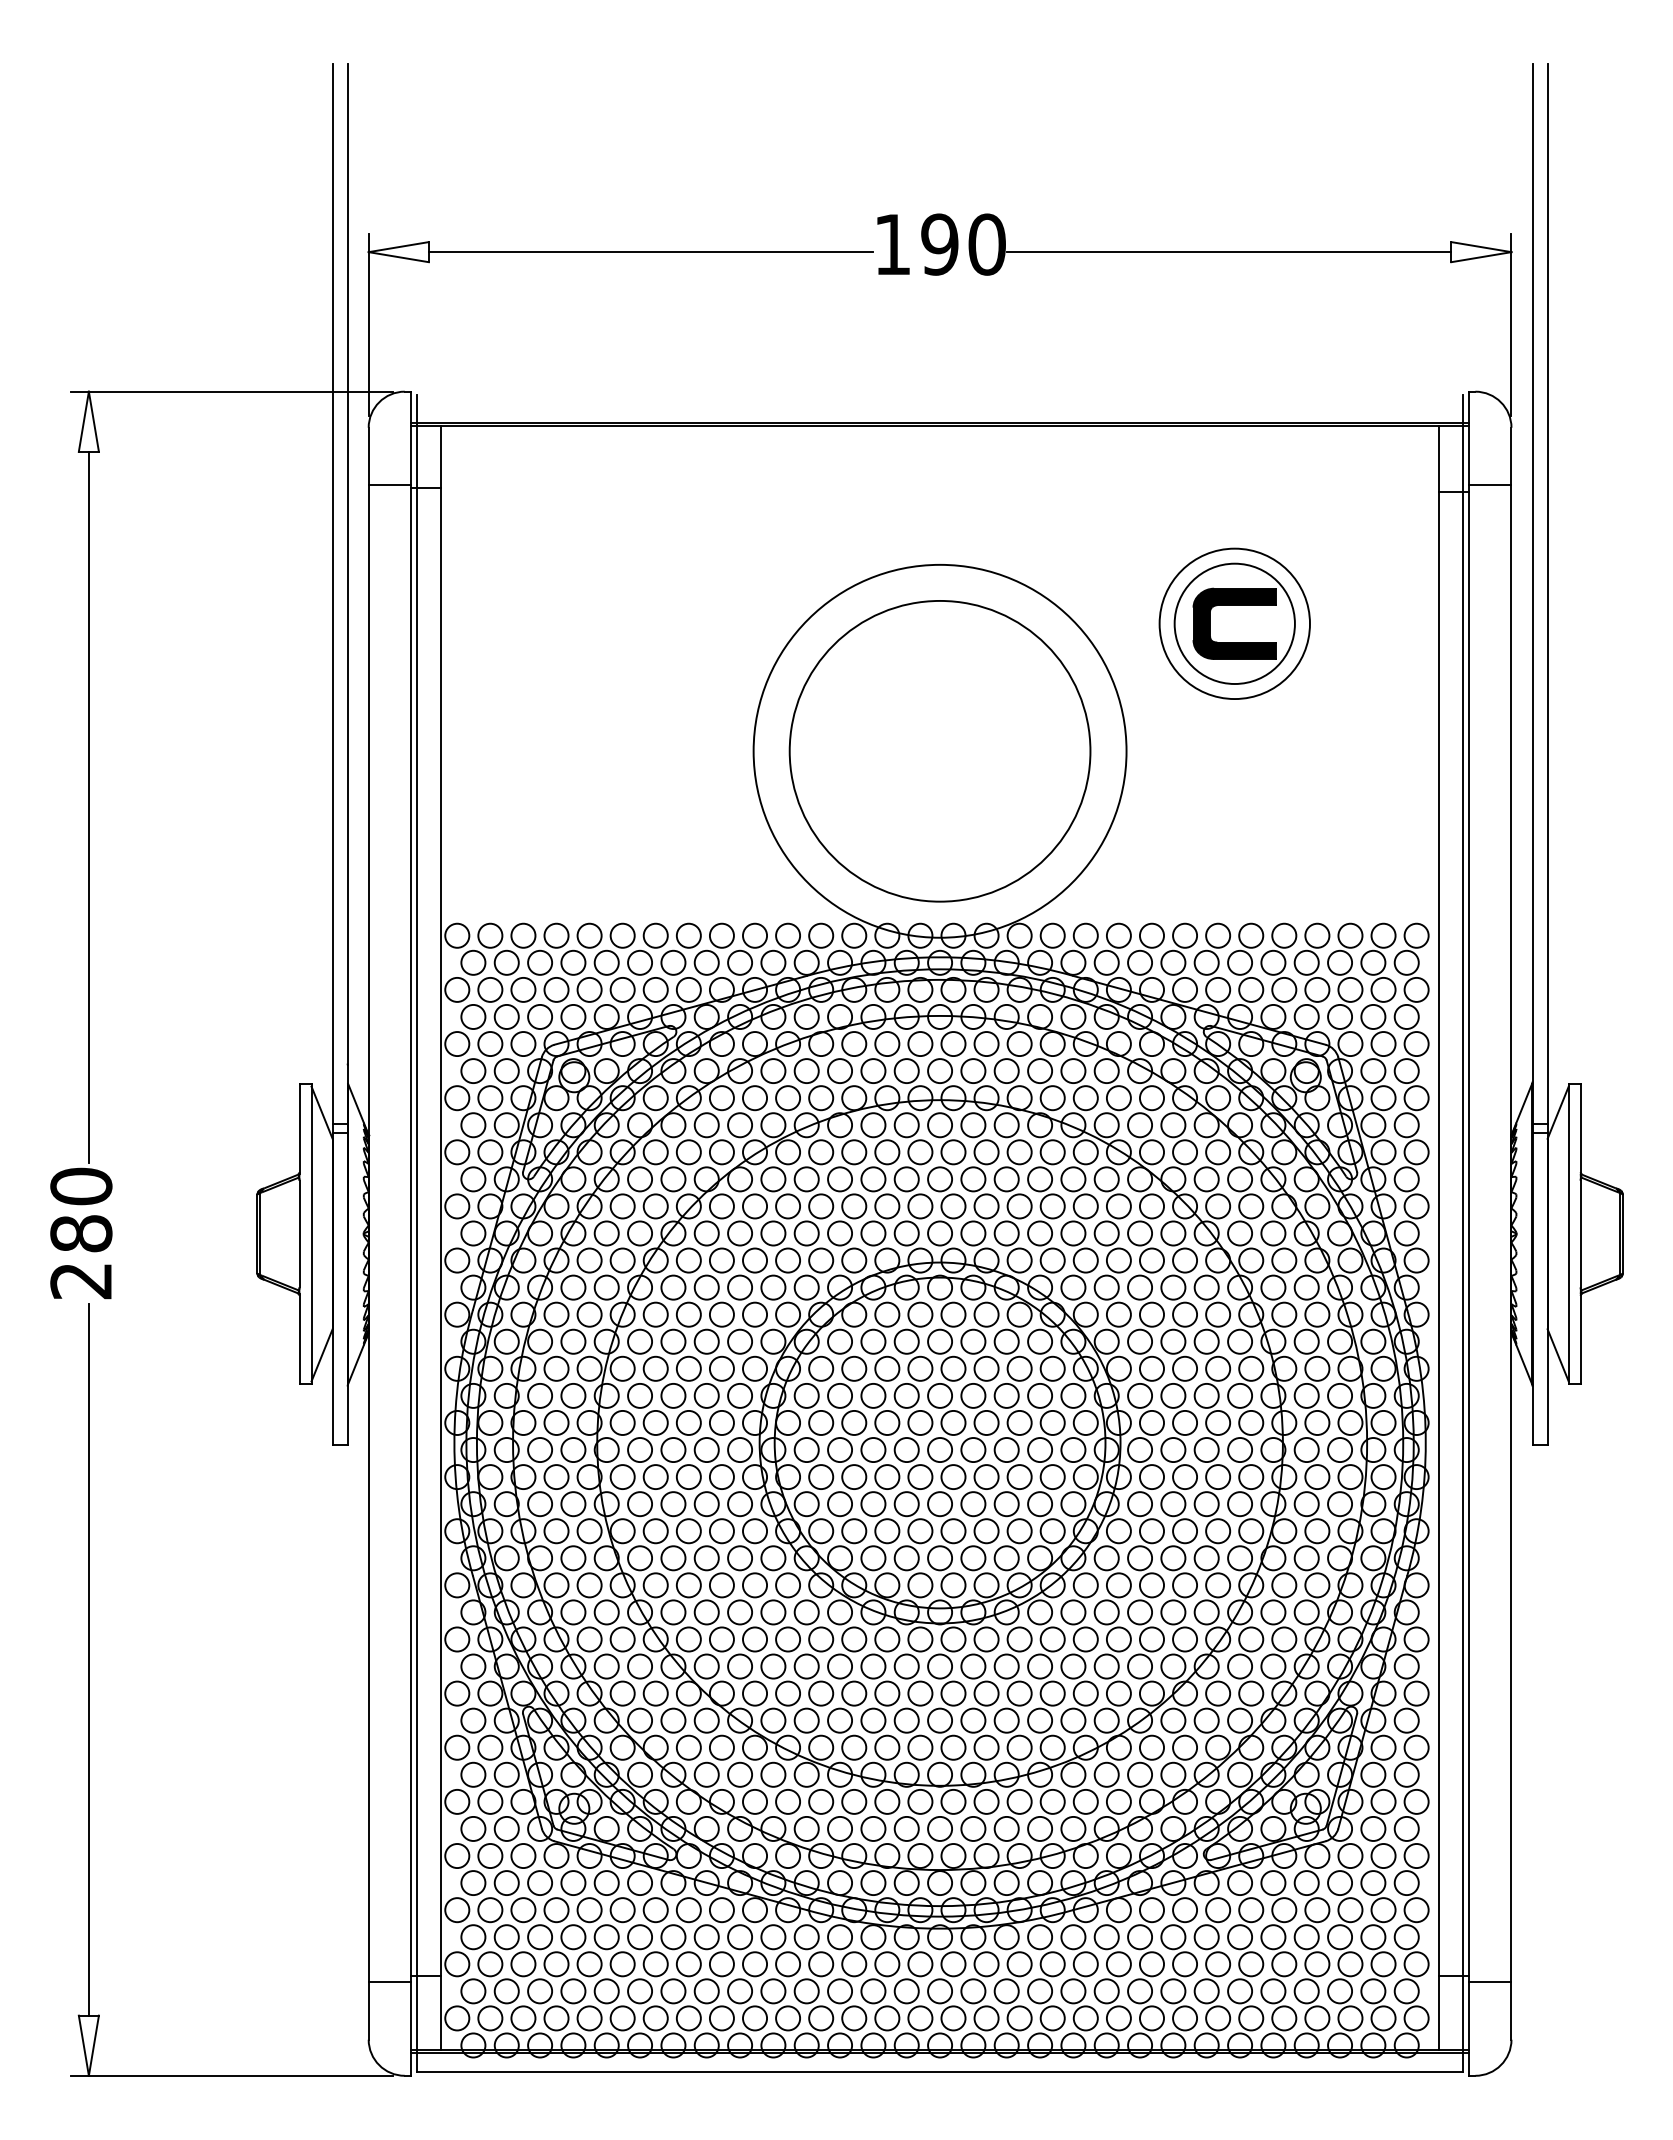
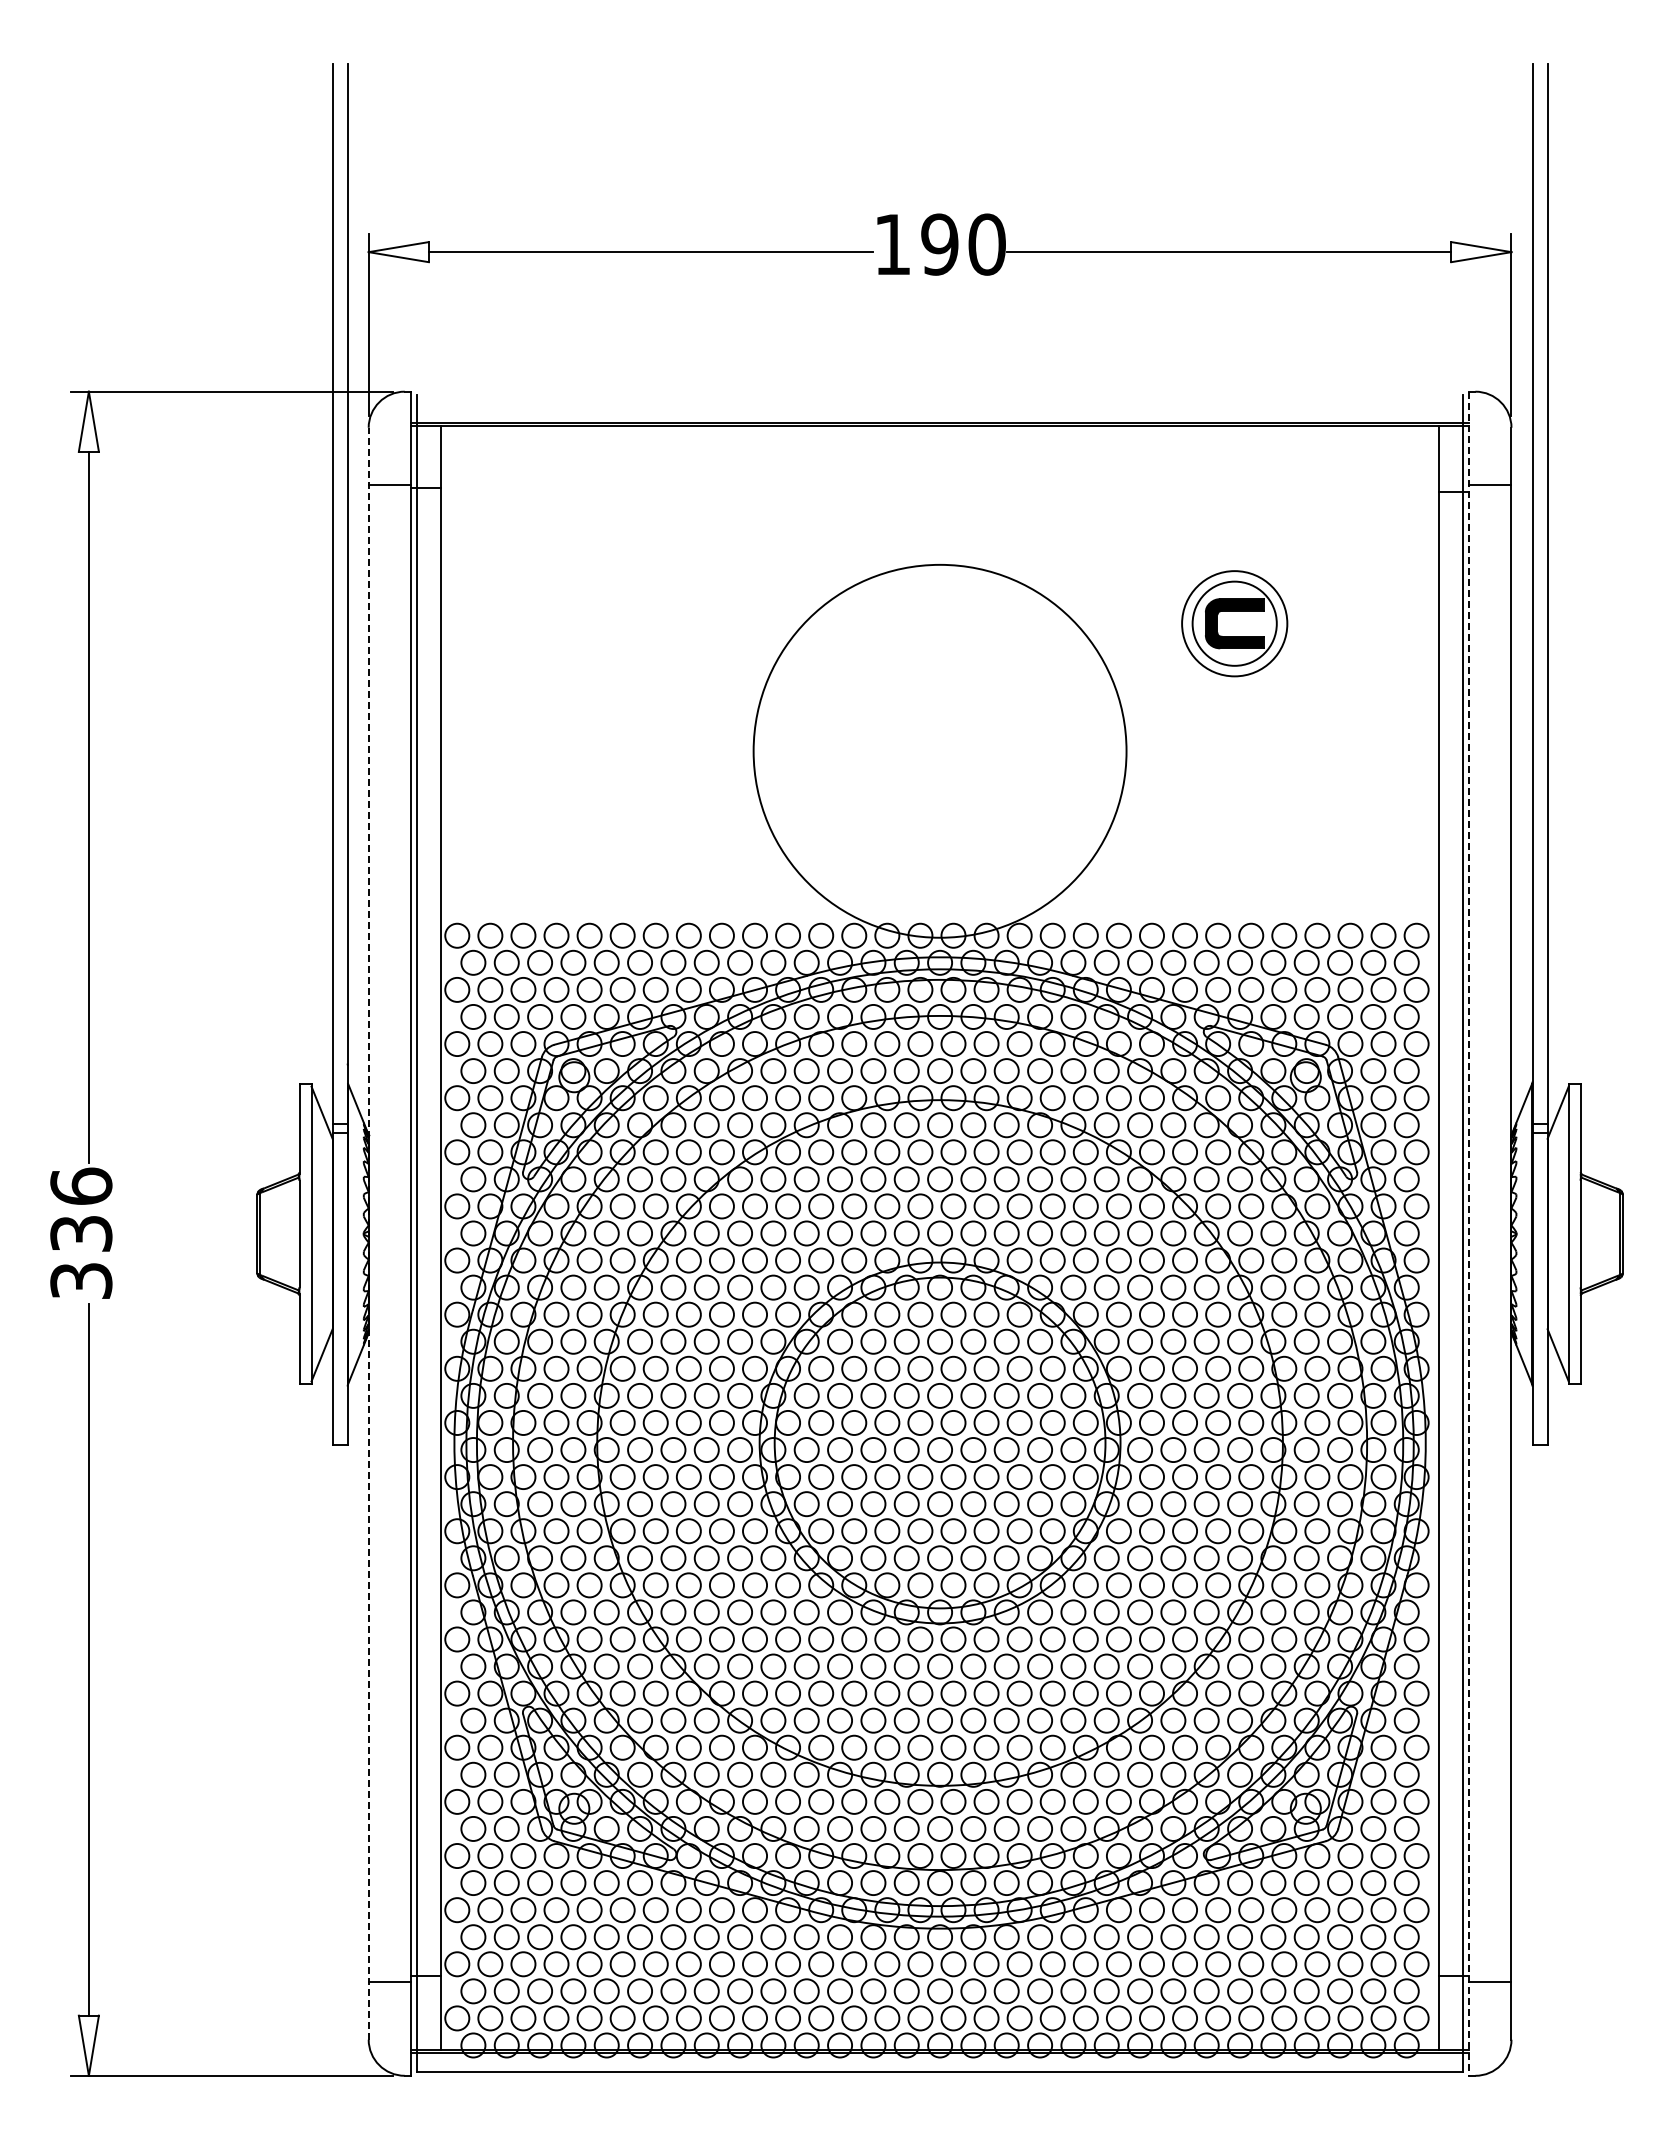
part size: 153x153 px -> 108x108 px (1234, 623)
circle: present -> none (939, 751)
text: 280 -> 336 (81, 1233)
line: solid -> dashed (368, 1233)
line: solid -> dashed (1469, 1234)
